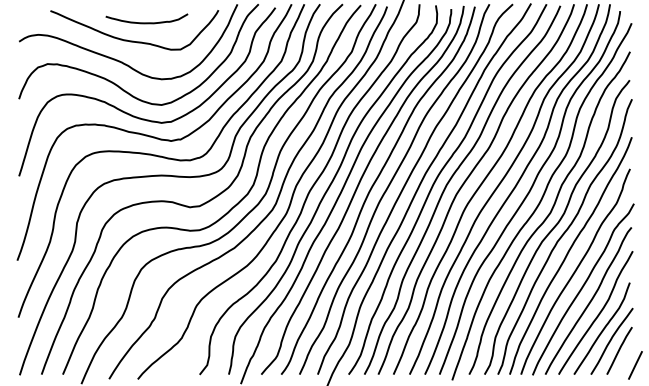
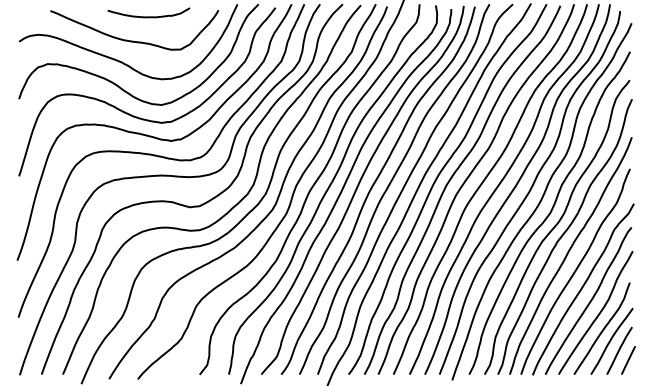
curve position: (146, 22) -> (148, 16) (148, 16)
line position: (635, 365) -> (628, 360) (628, 360)
